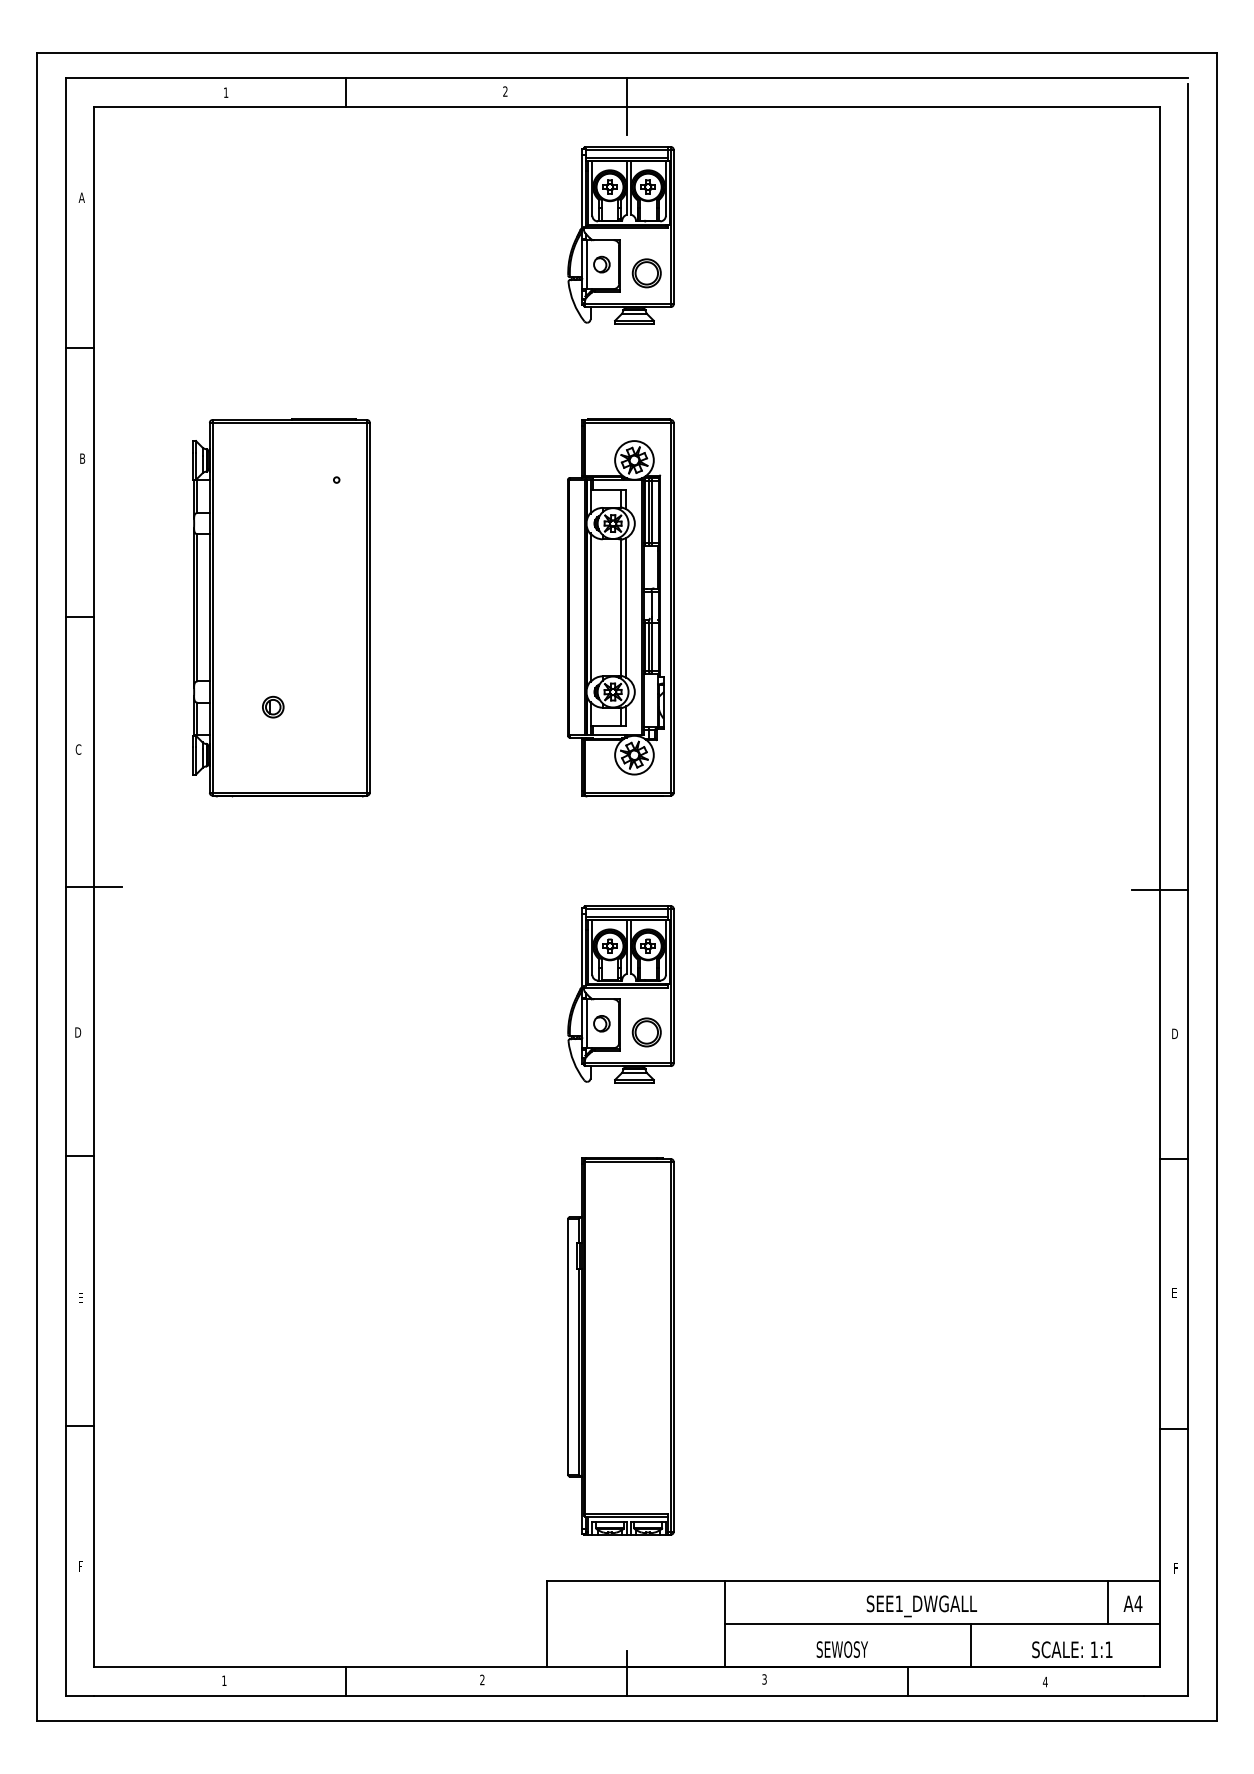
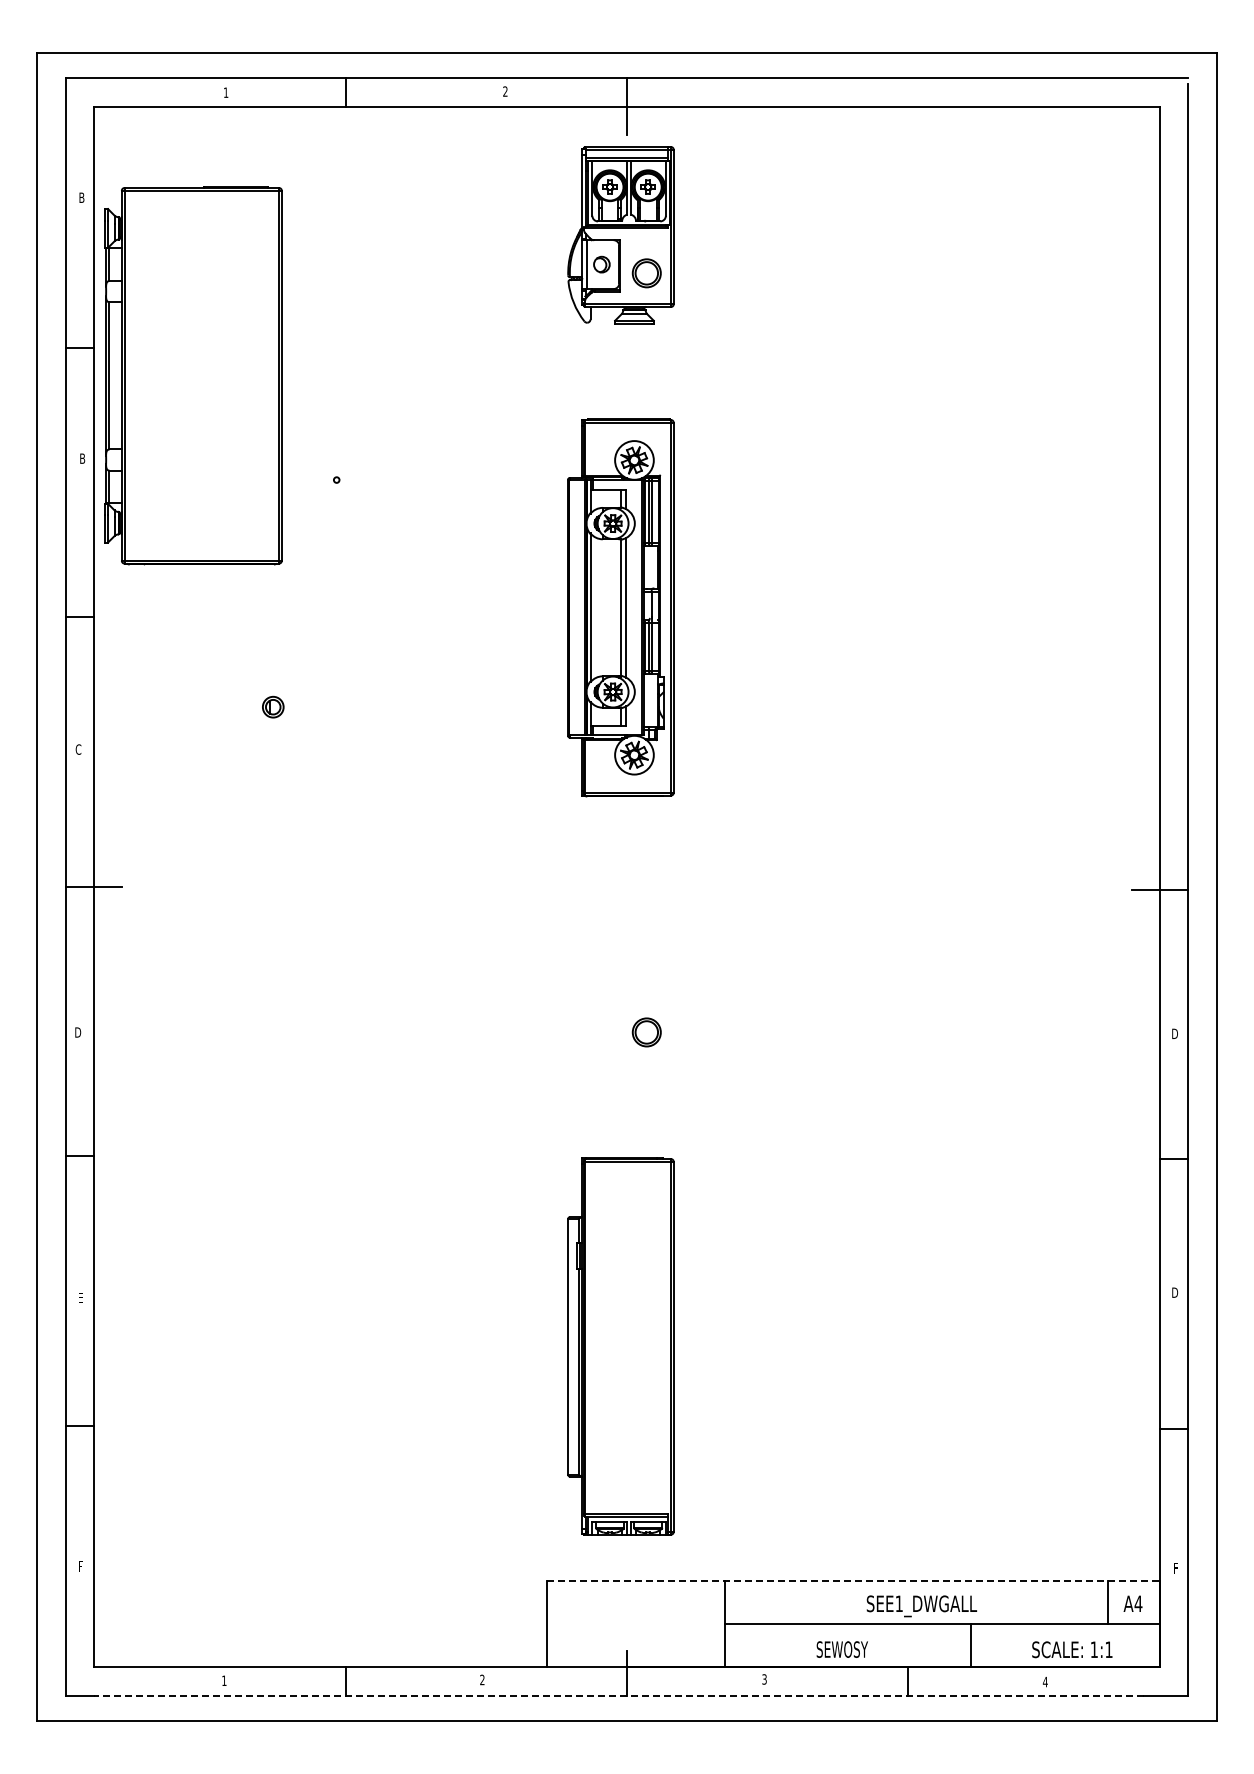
text: A -> B (81, 197)
part position: (281, 607) -> (193, 375) (193, 375)
part: present -> none (620, 994)
text: E -> D (1175, 1292)
line: solid -> dashed (853, 1580)
line: solid -> dashed (618, 1695)
